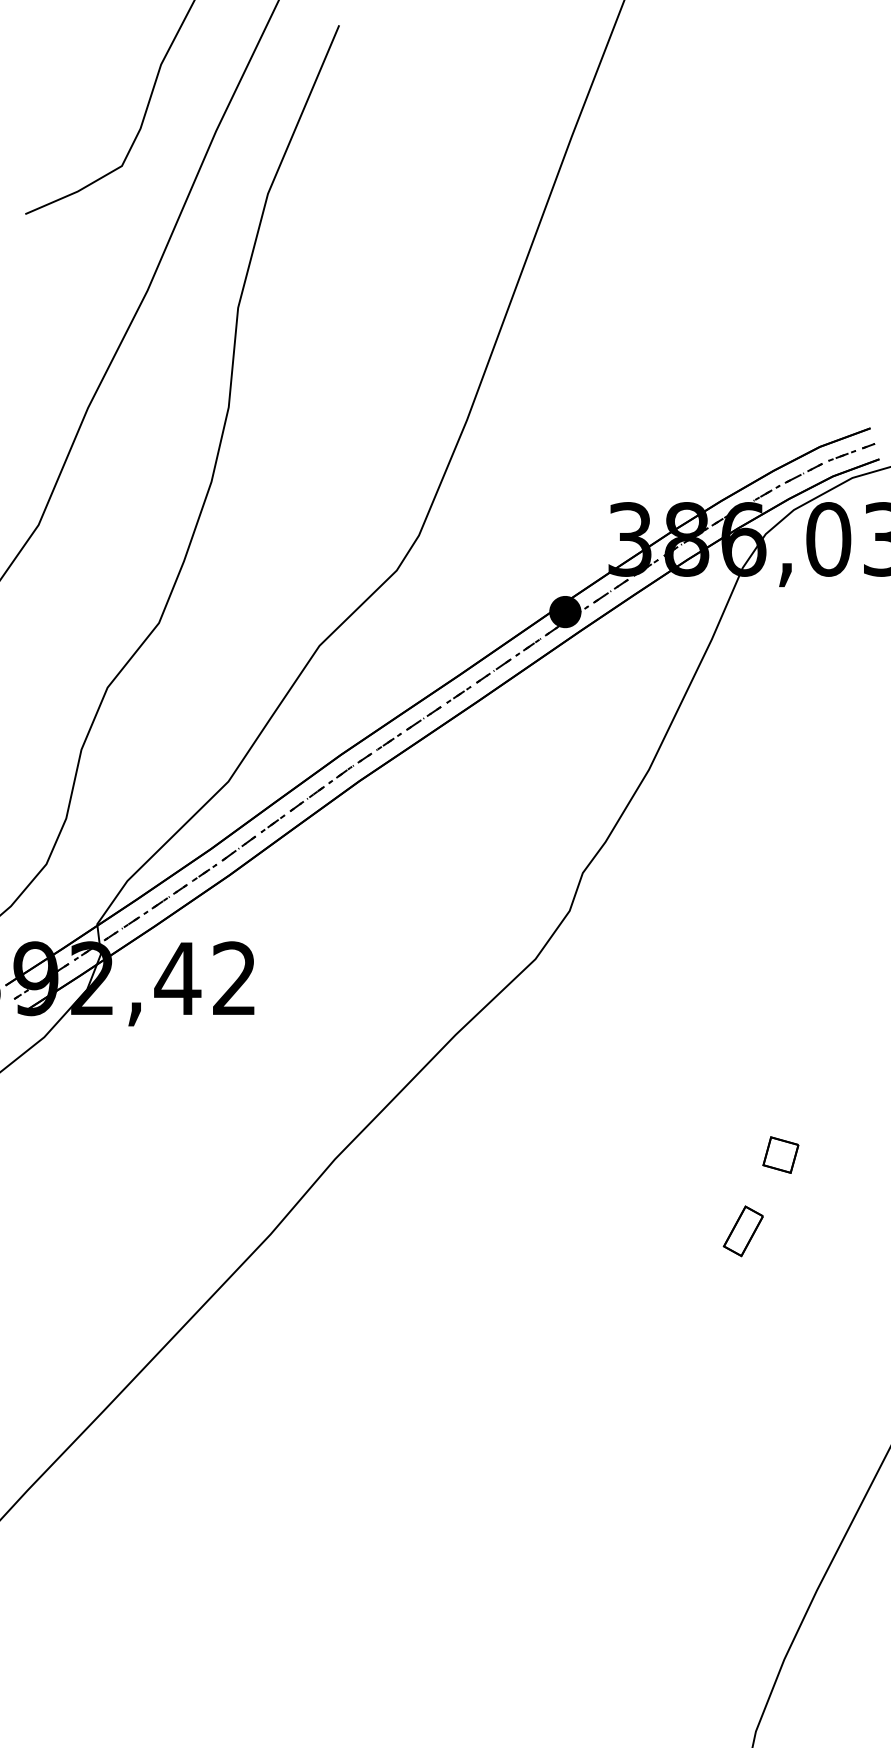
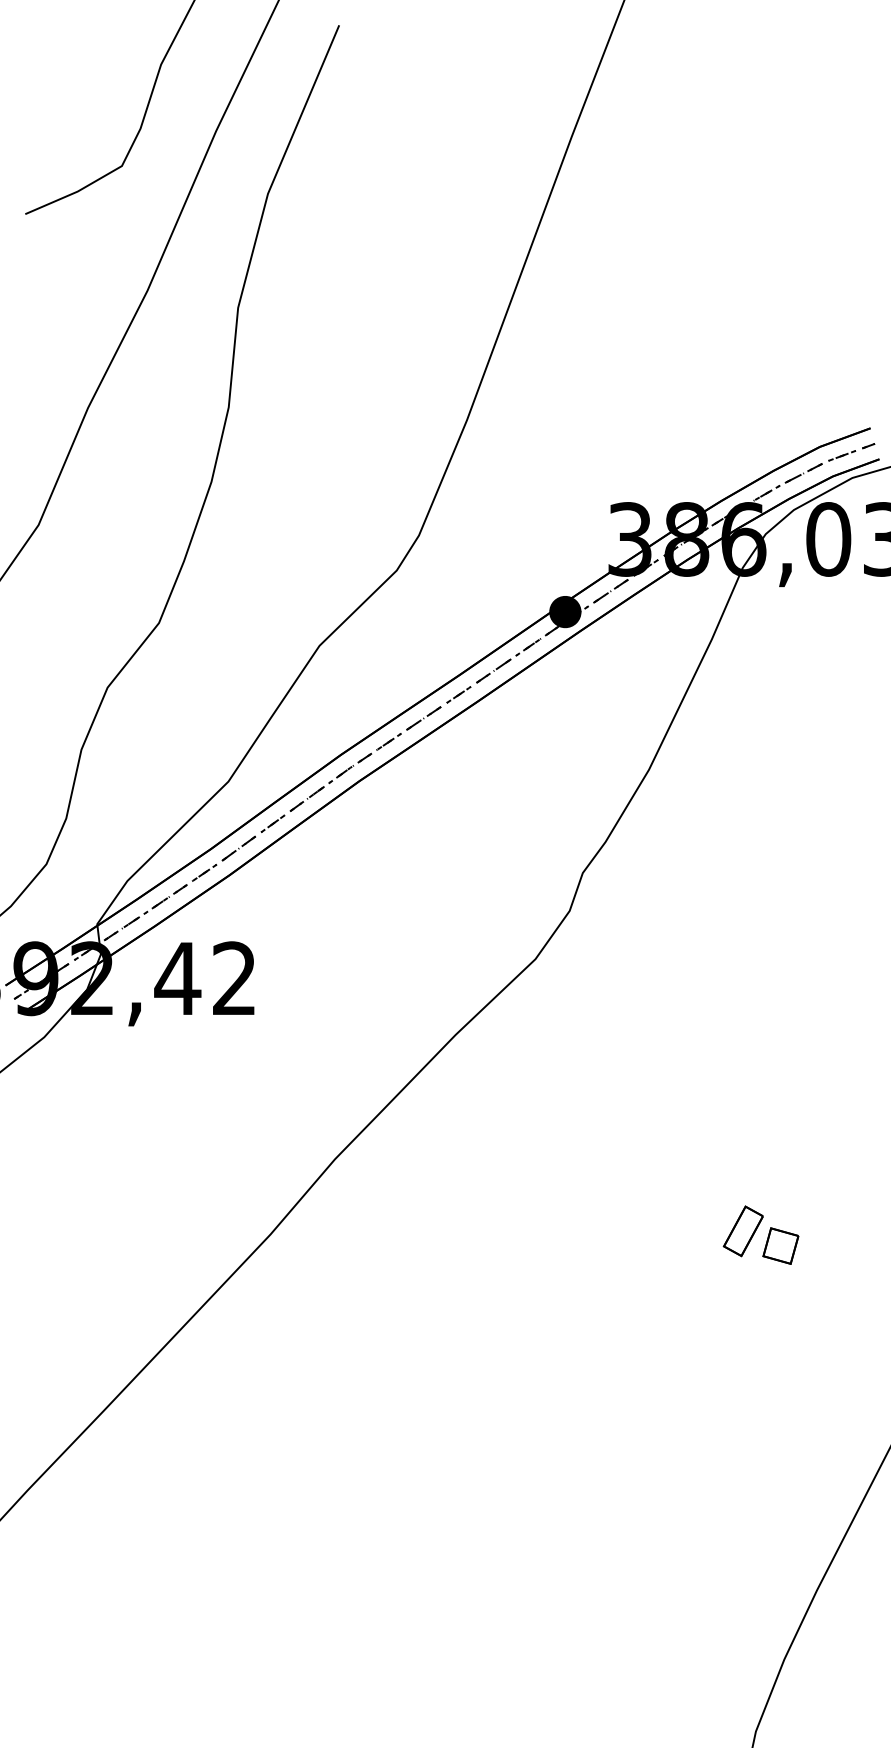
part position: (780, 1154) -> (780, 1245) (780, 1245)
